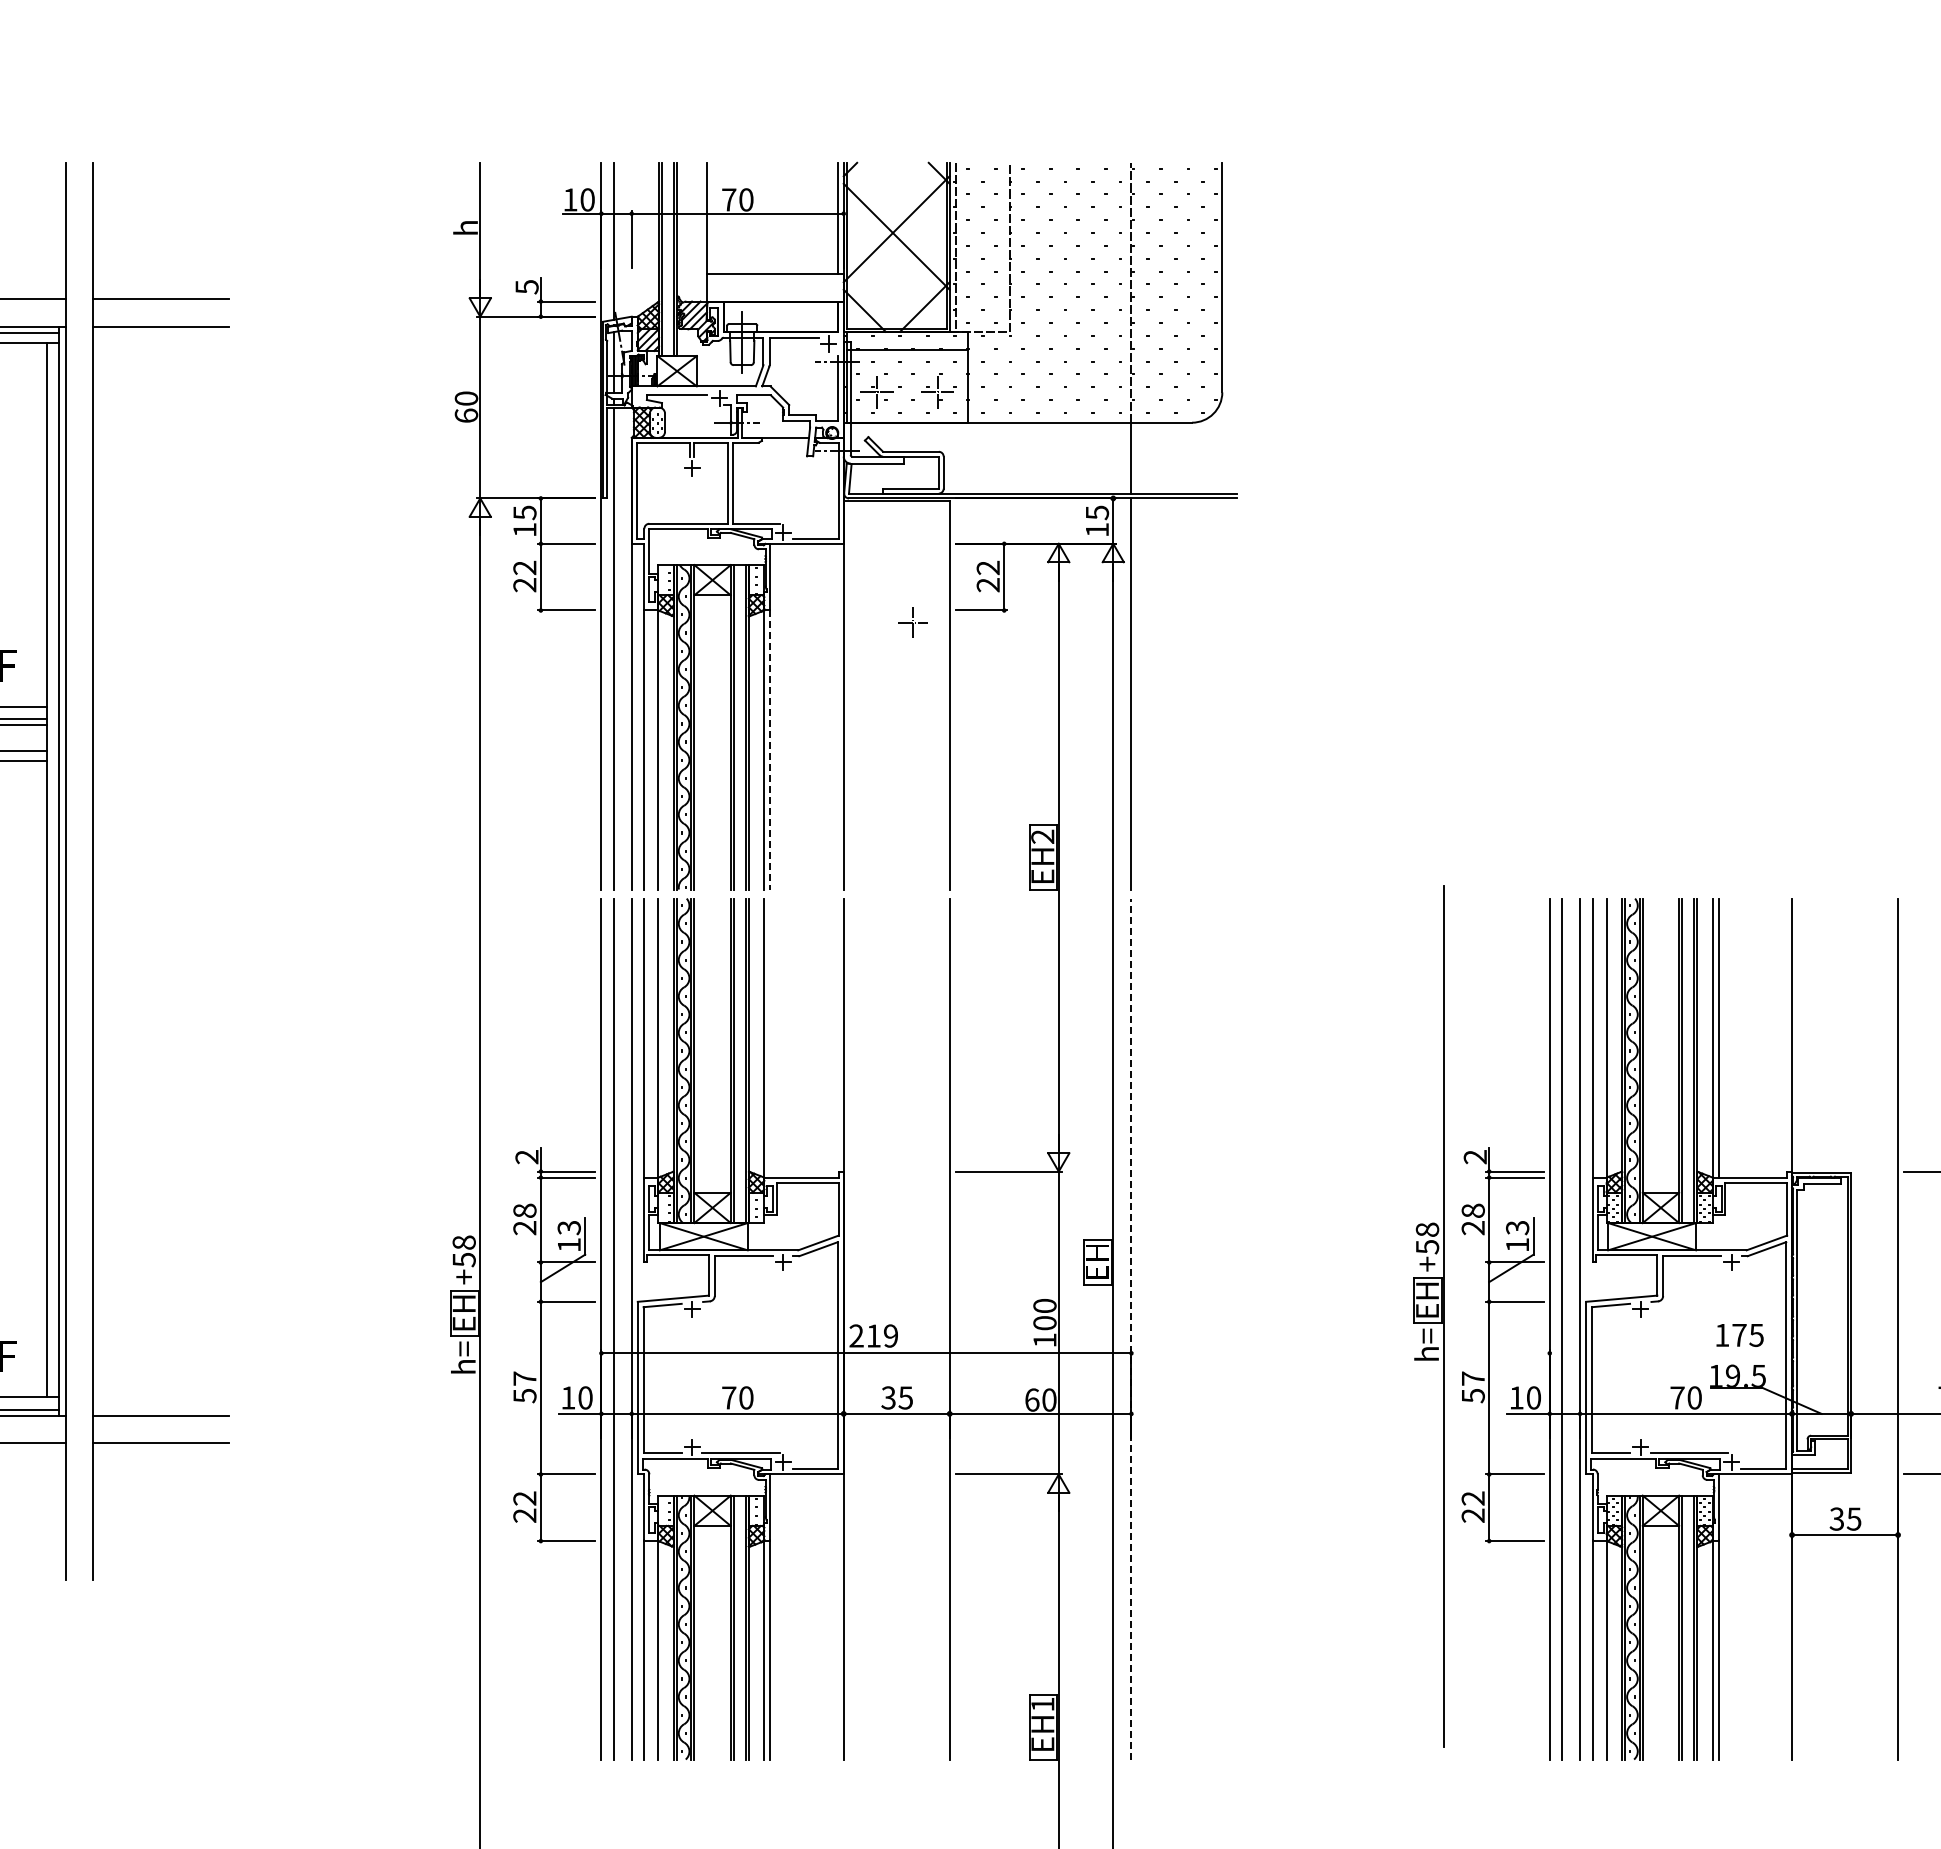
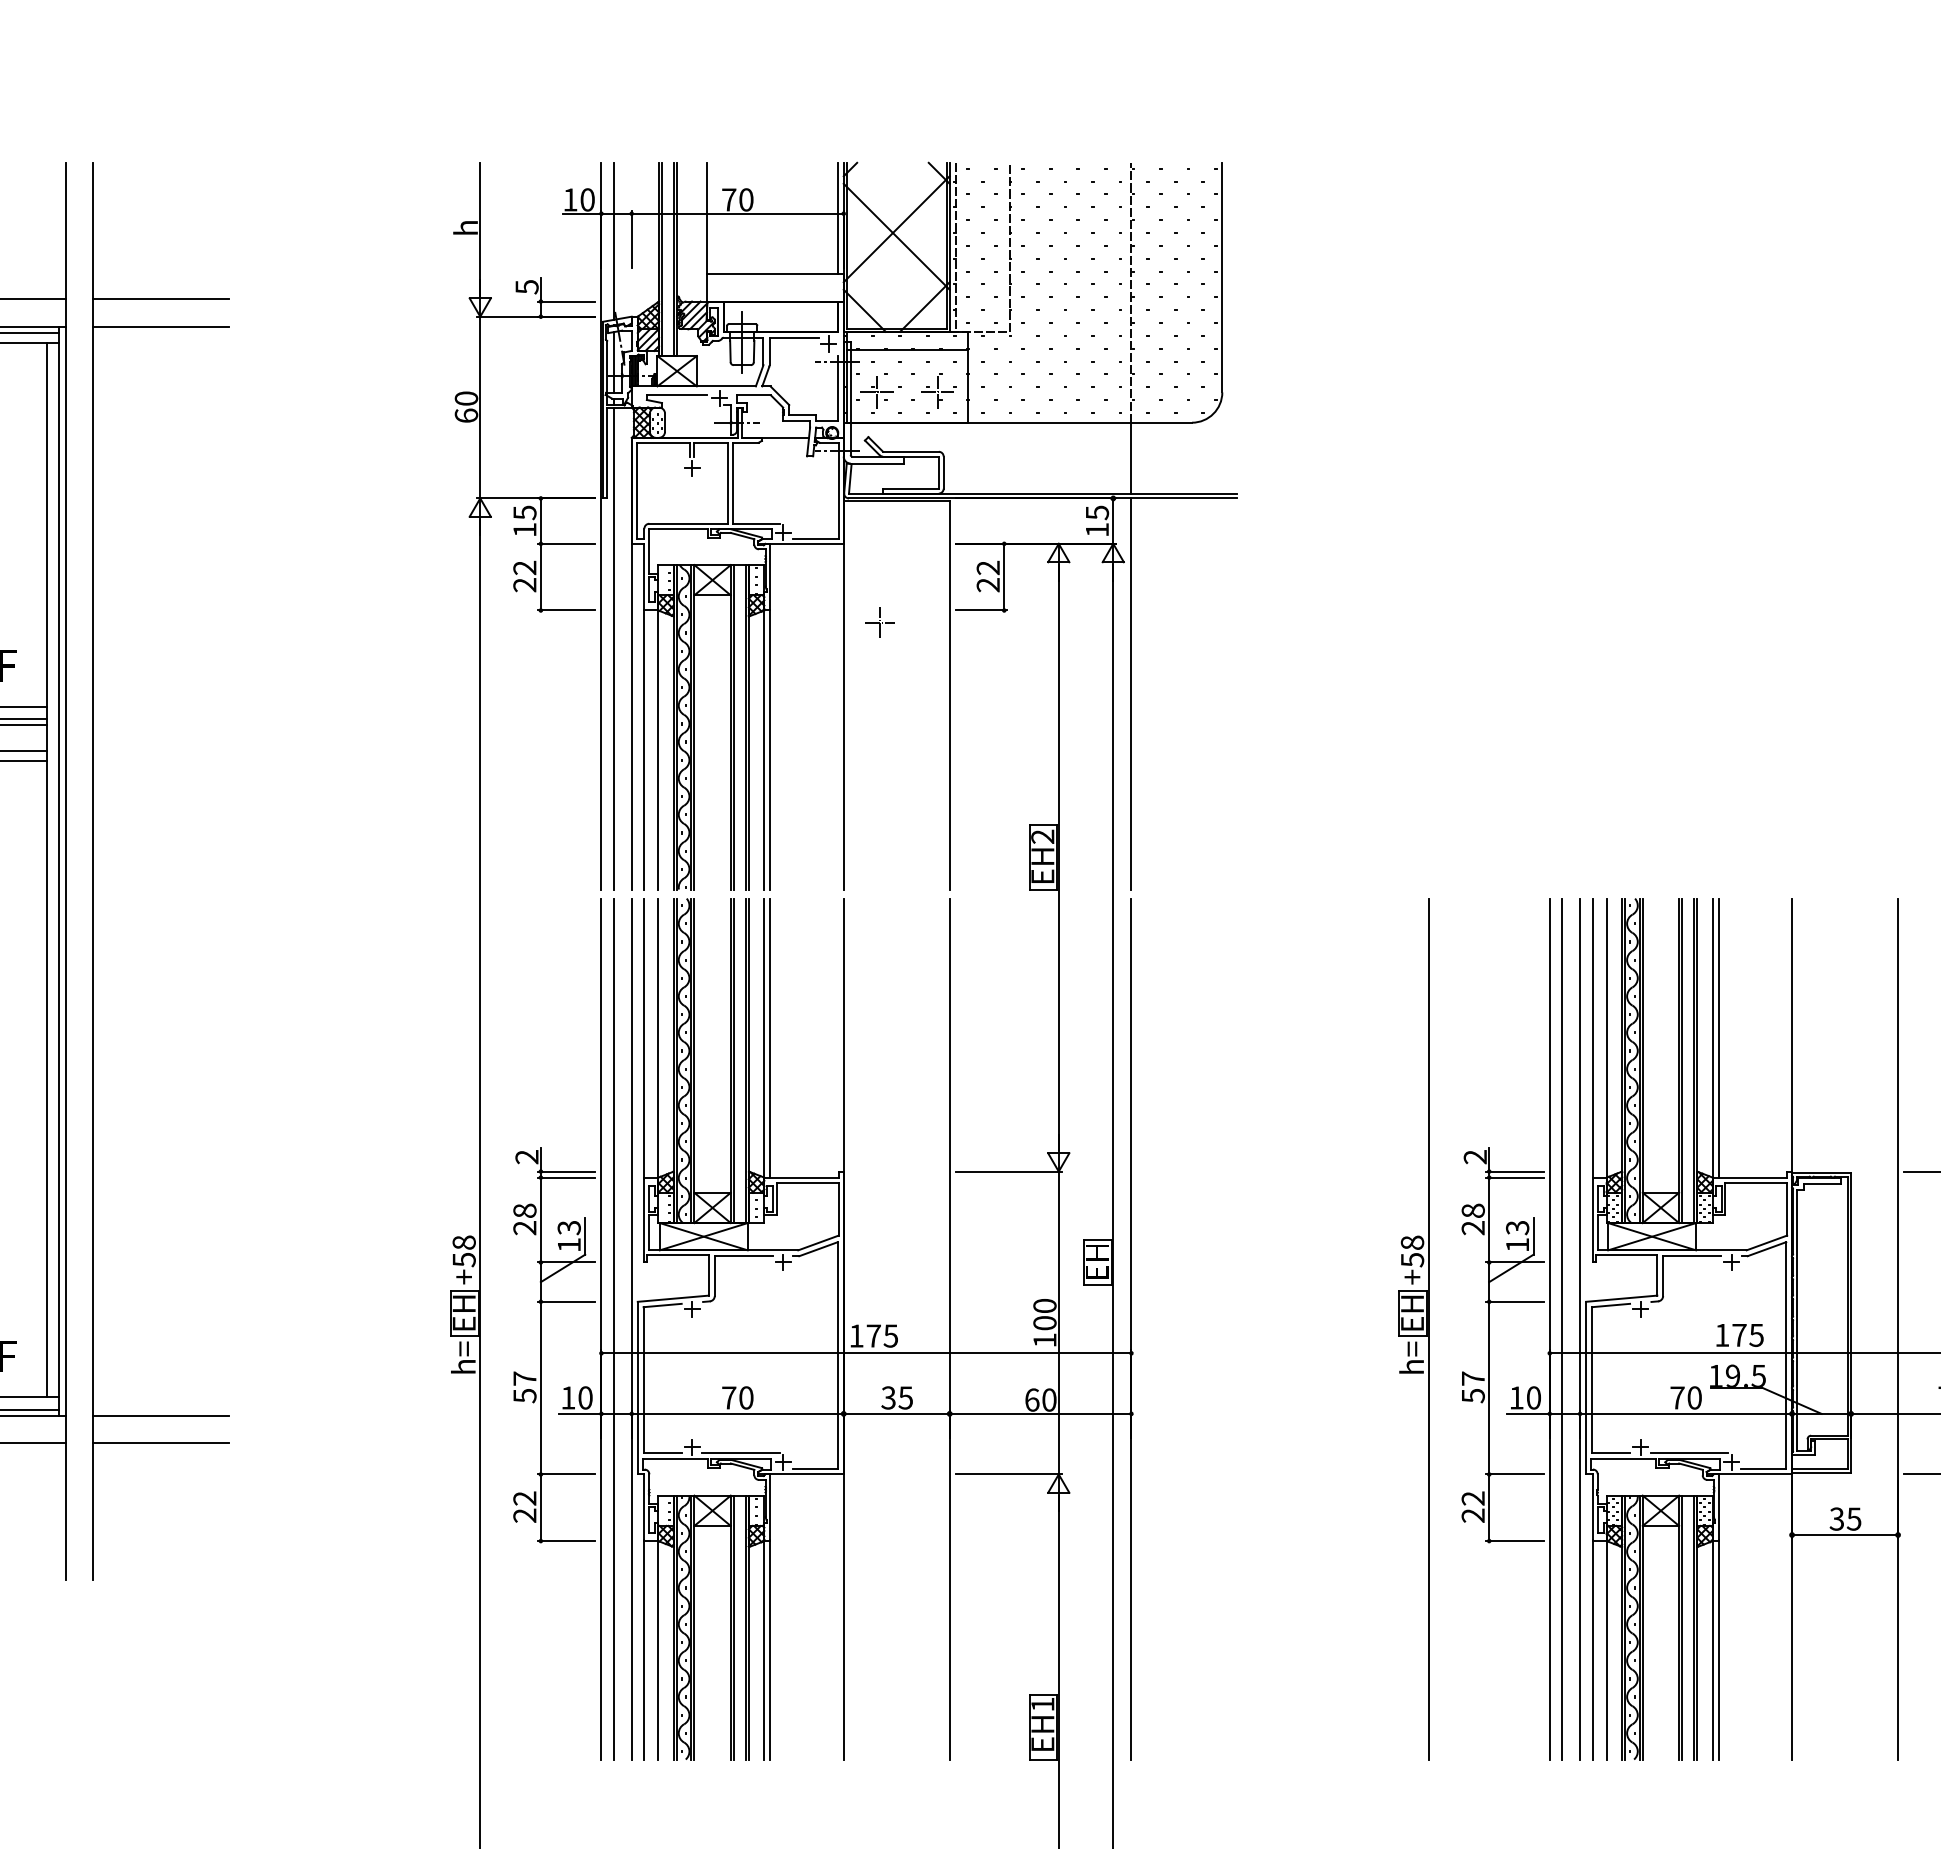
part position: (912, 622) -> (879, 622) (879, 622)
line: dashed -> solid (770, 749)
line: none -> present (770, 1037)
part position: (1428, 1316) -> (1413, 1329) (1413, 1329)
line: dashed -> solid (1131, 1328)
text: 219 -> 175 (873, 1335)
line: none -> present (1743, 1353)
